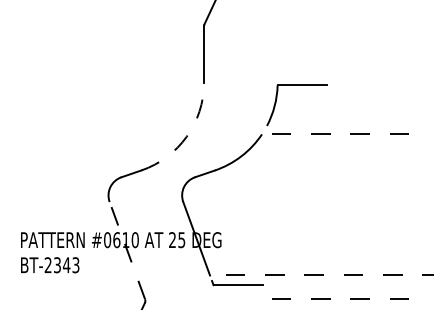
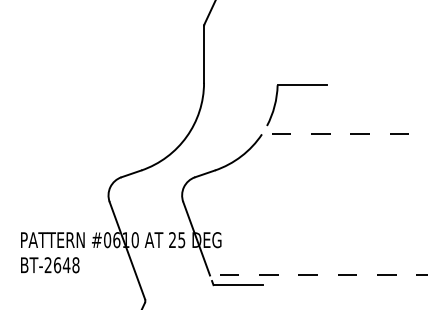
arc: dashed -> solid (186, 136)
line: dashed -> solid (127, 250)
text: BT-2343 -> BT-2648 (66, 265)
line position: (323, 274) -> (317, 274) (317, 274)
line: present -> none (330, 298)
